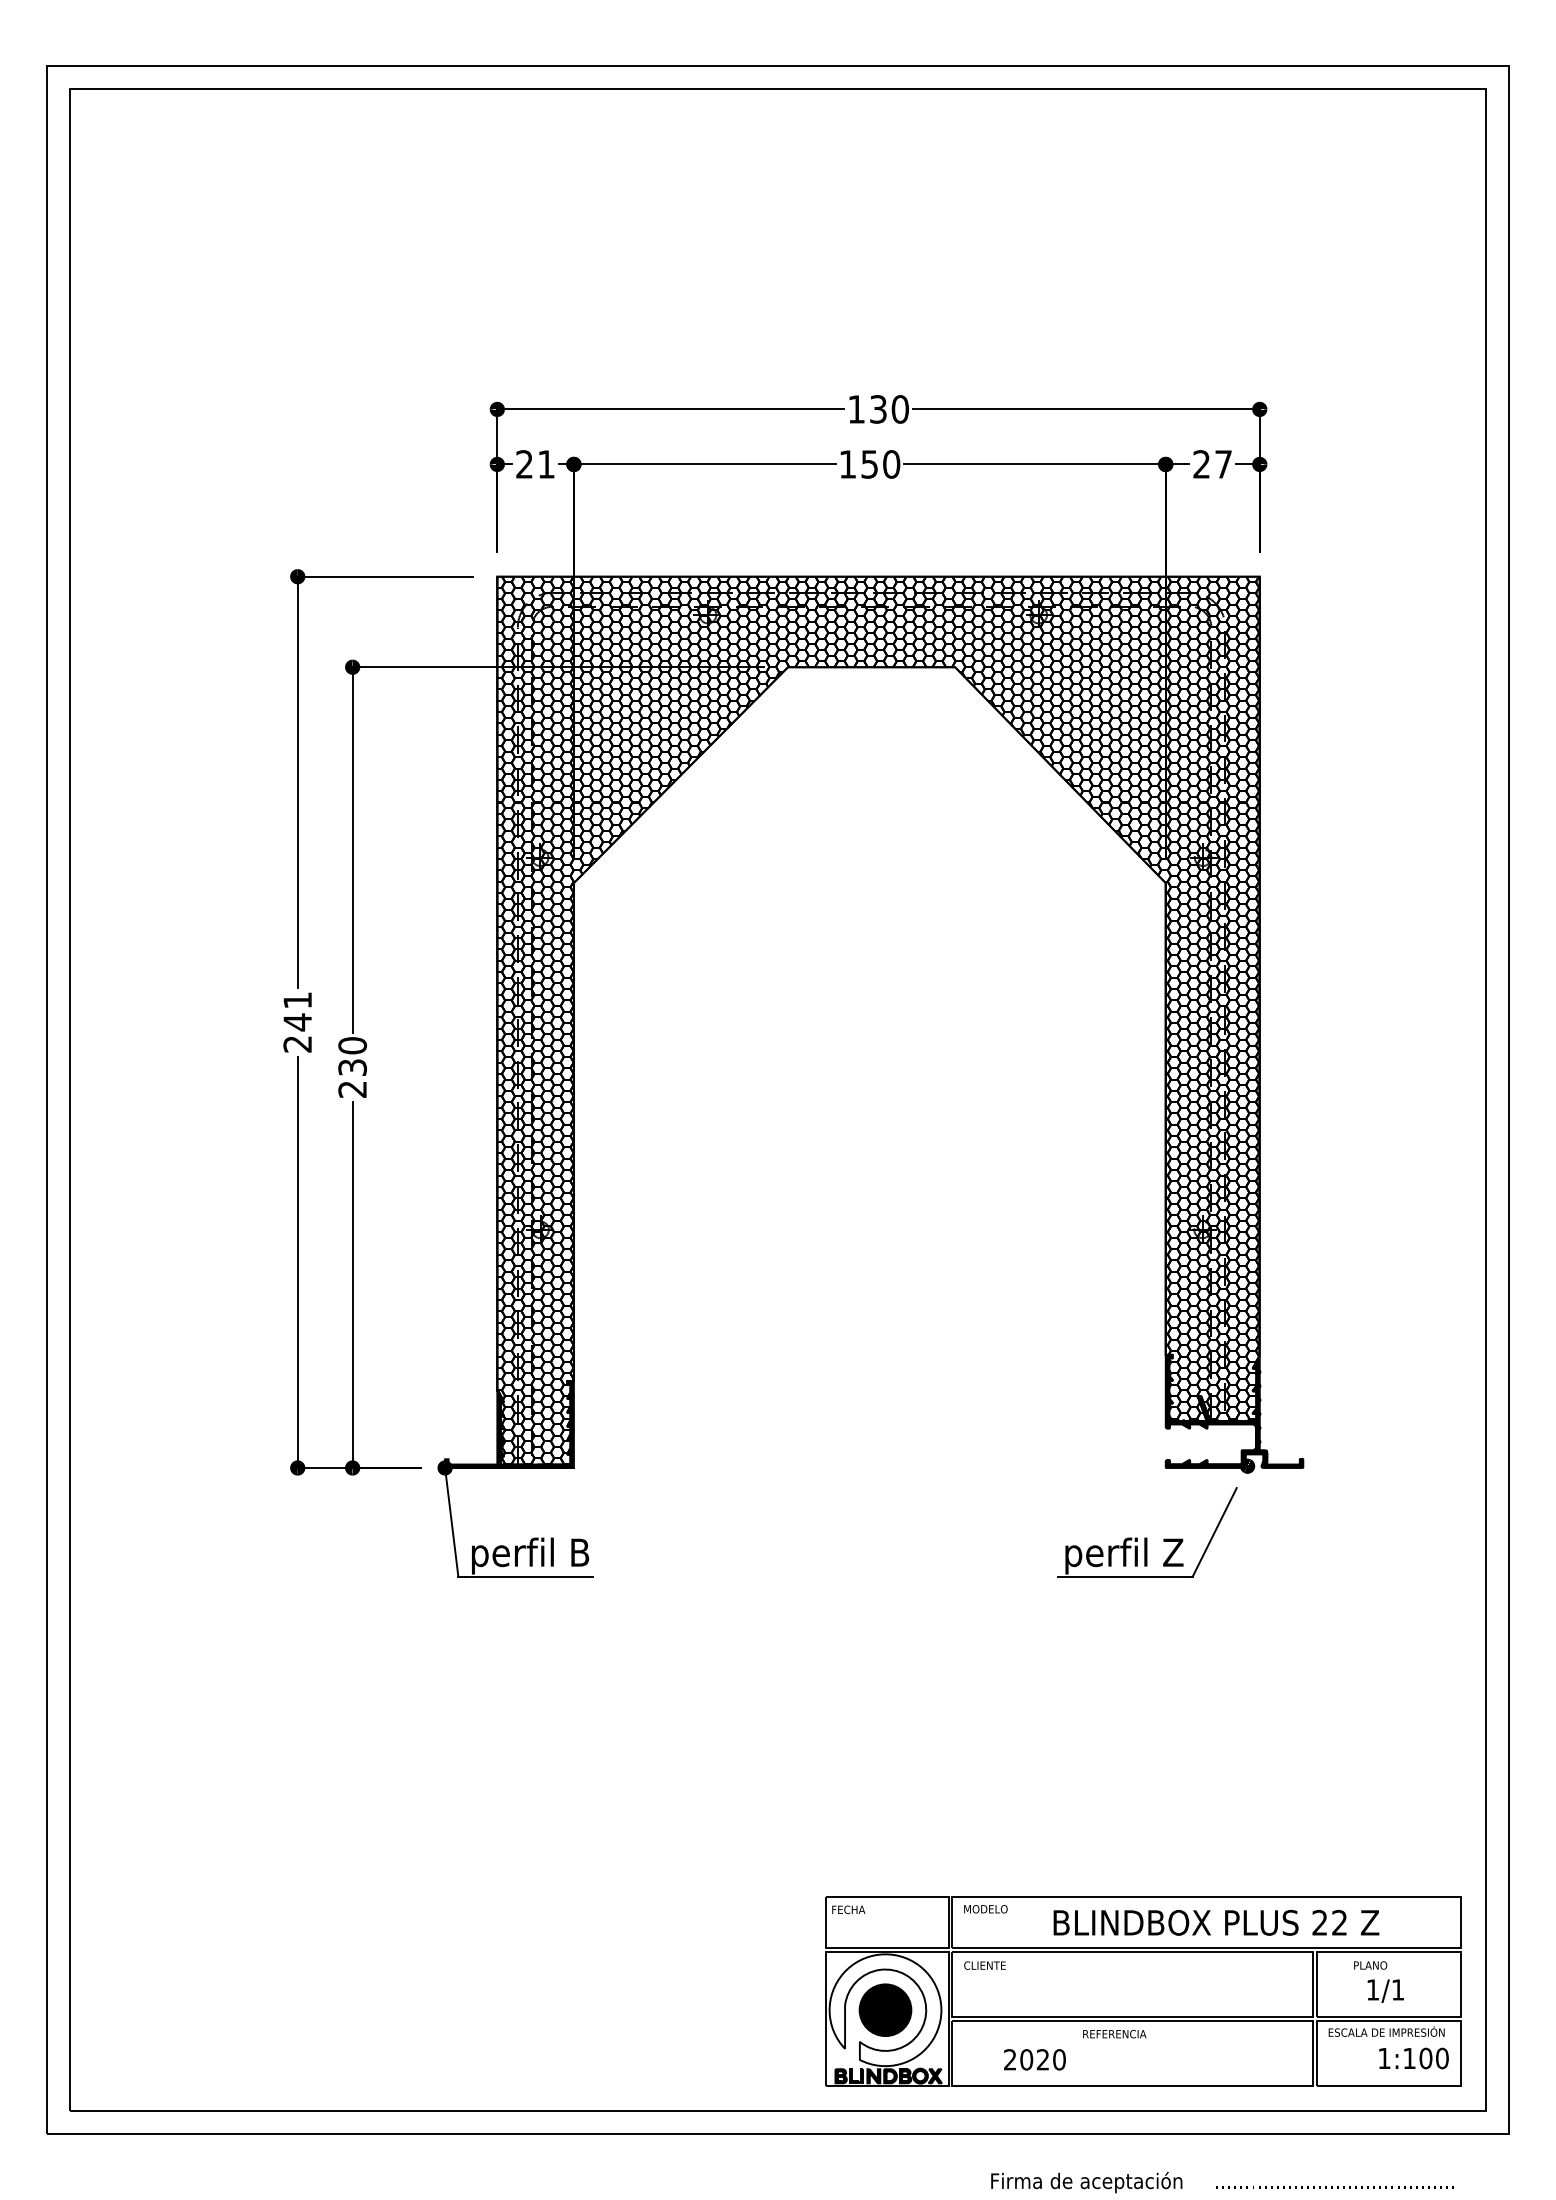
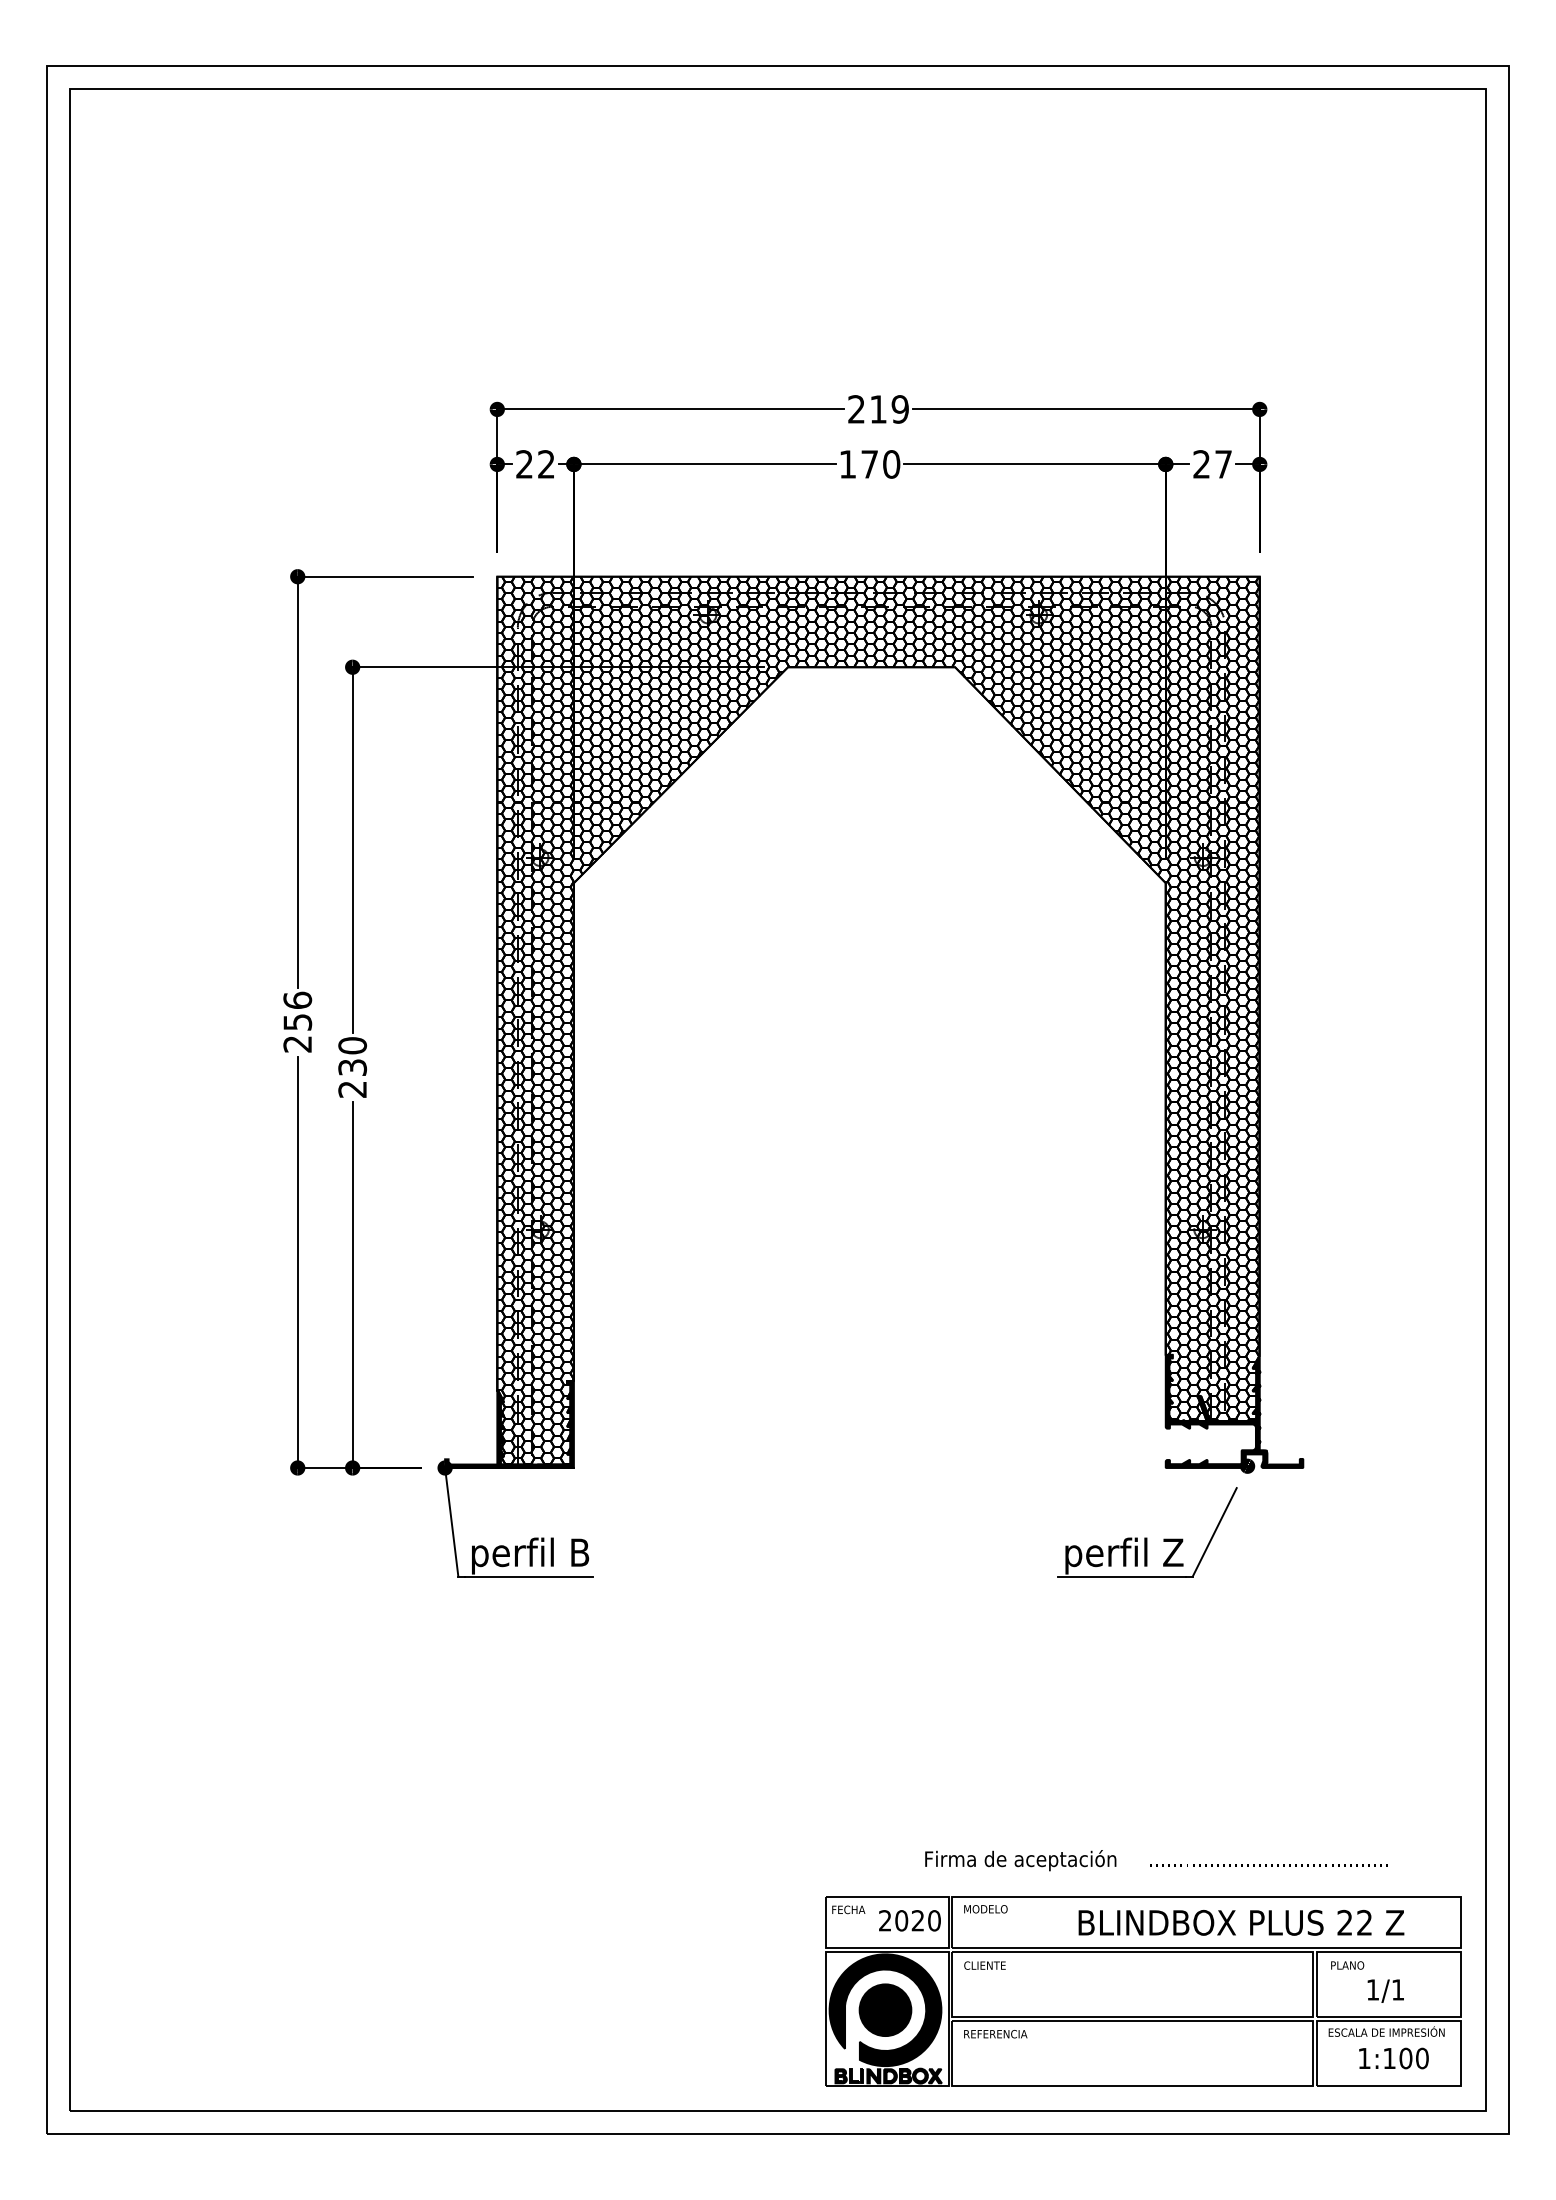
text: 130 -> 219 (878, 409)
text: 21 -> 22 (546, 464)
text: 150 -> 170 (869, 464)
text: 241 -> 256 (297, 1011)
text position: (1216, 1922) -> (1241, 1922) (1241, 1922)
text position: (1370, 1965) -> (1347, 1965) (1347, 1965)
fill: none -> present (885, 2010)
text position: (1114, 2034) -> (995, 2034) (995, 2034)
text position: (1413, 2058) -> (1393, 2058) (1393, 2058)
text position: (1034, 2059) -> (909, 1920) (909, 1920)
text position: (1222, 2182) -> (1156, 1860) (1156, 1860)
